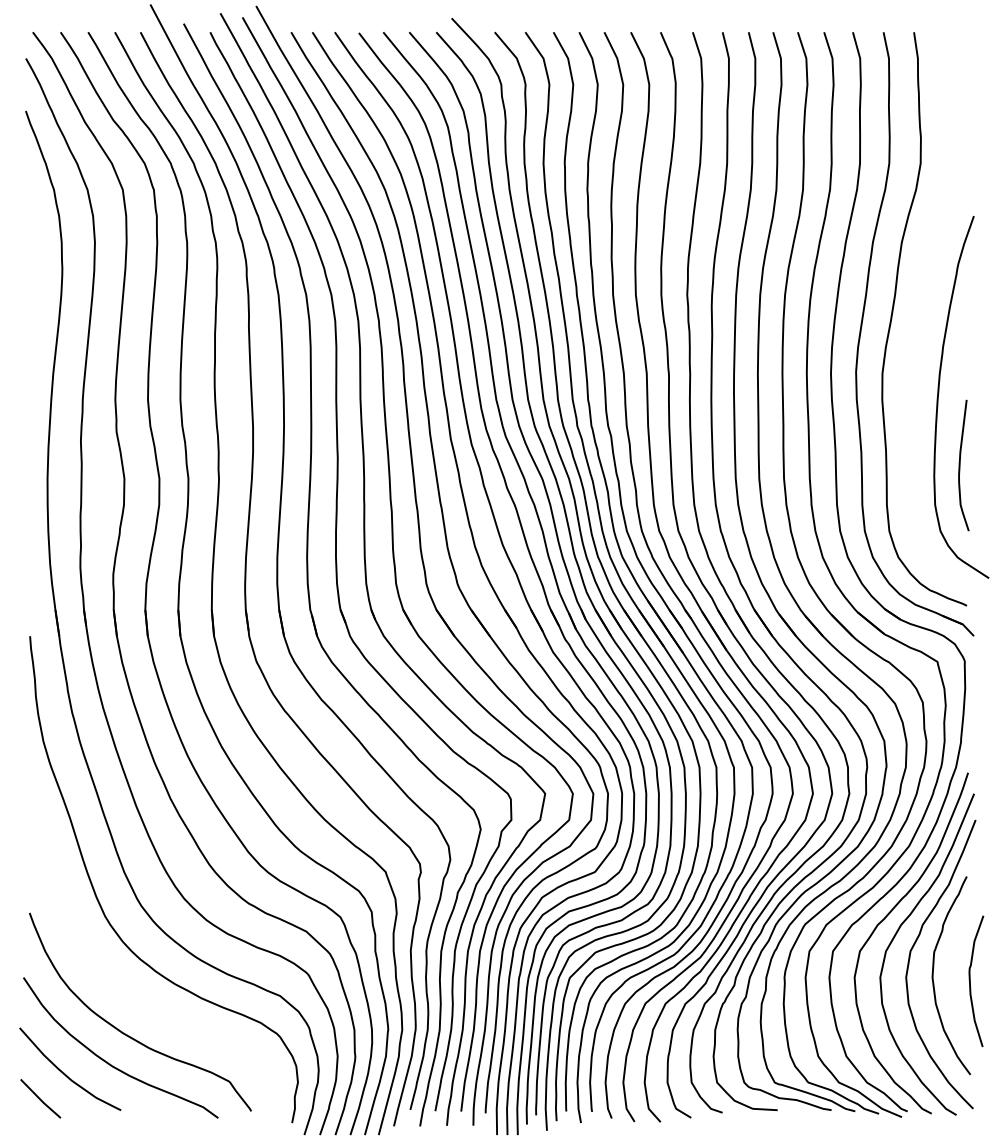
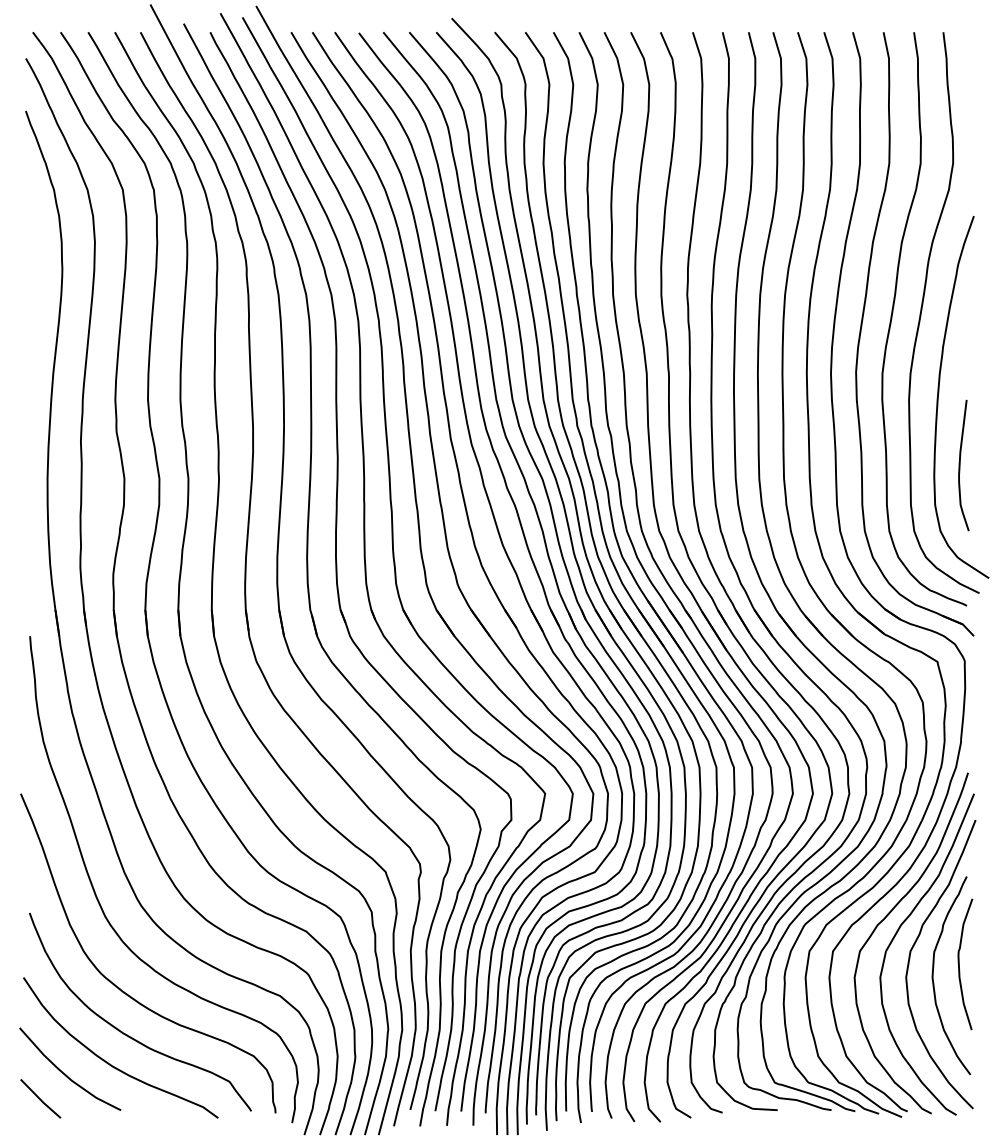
curve: none -> present (922, 310)
curve position: (970, 981) -> (959, 964) (959, 964)
curve: none -> present (118, 986)
